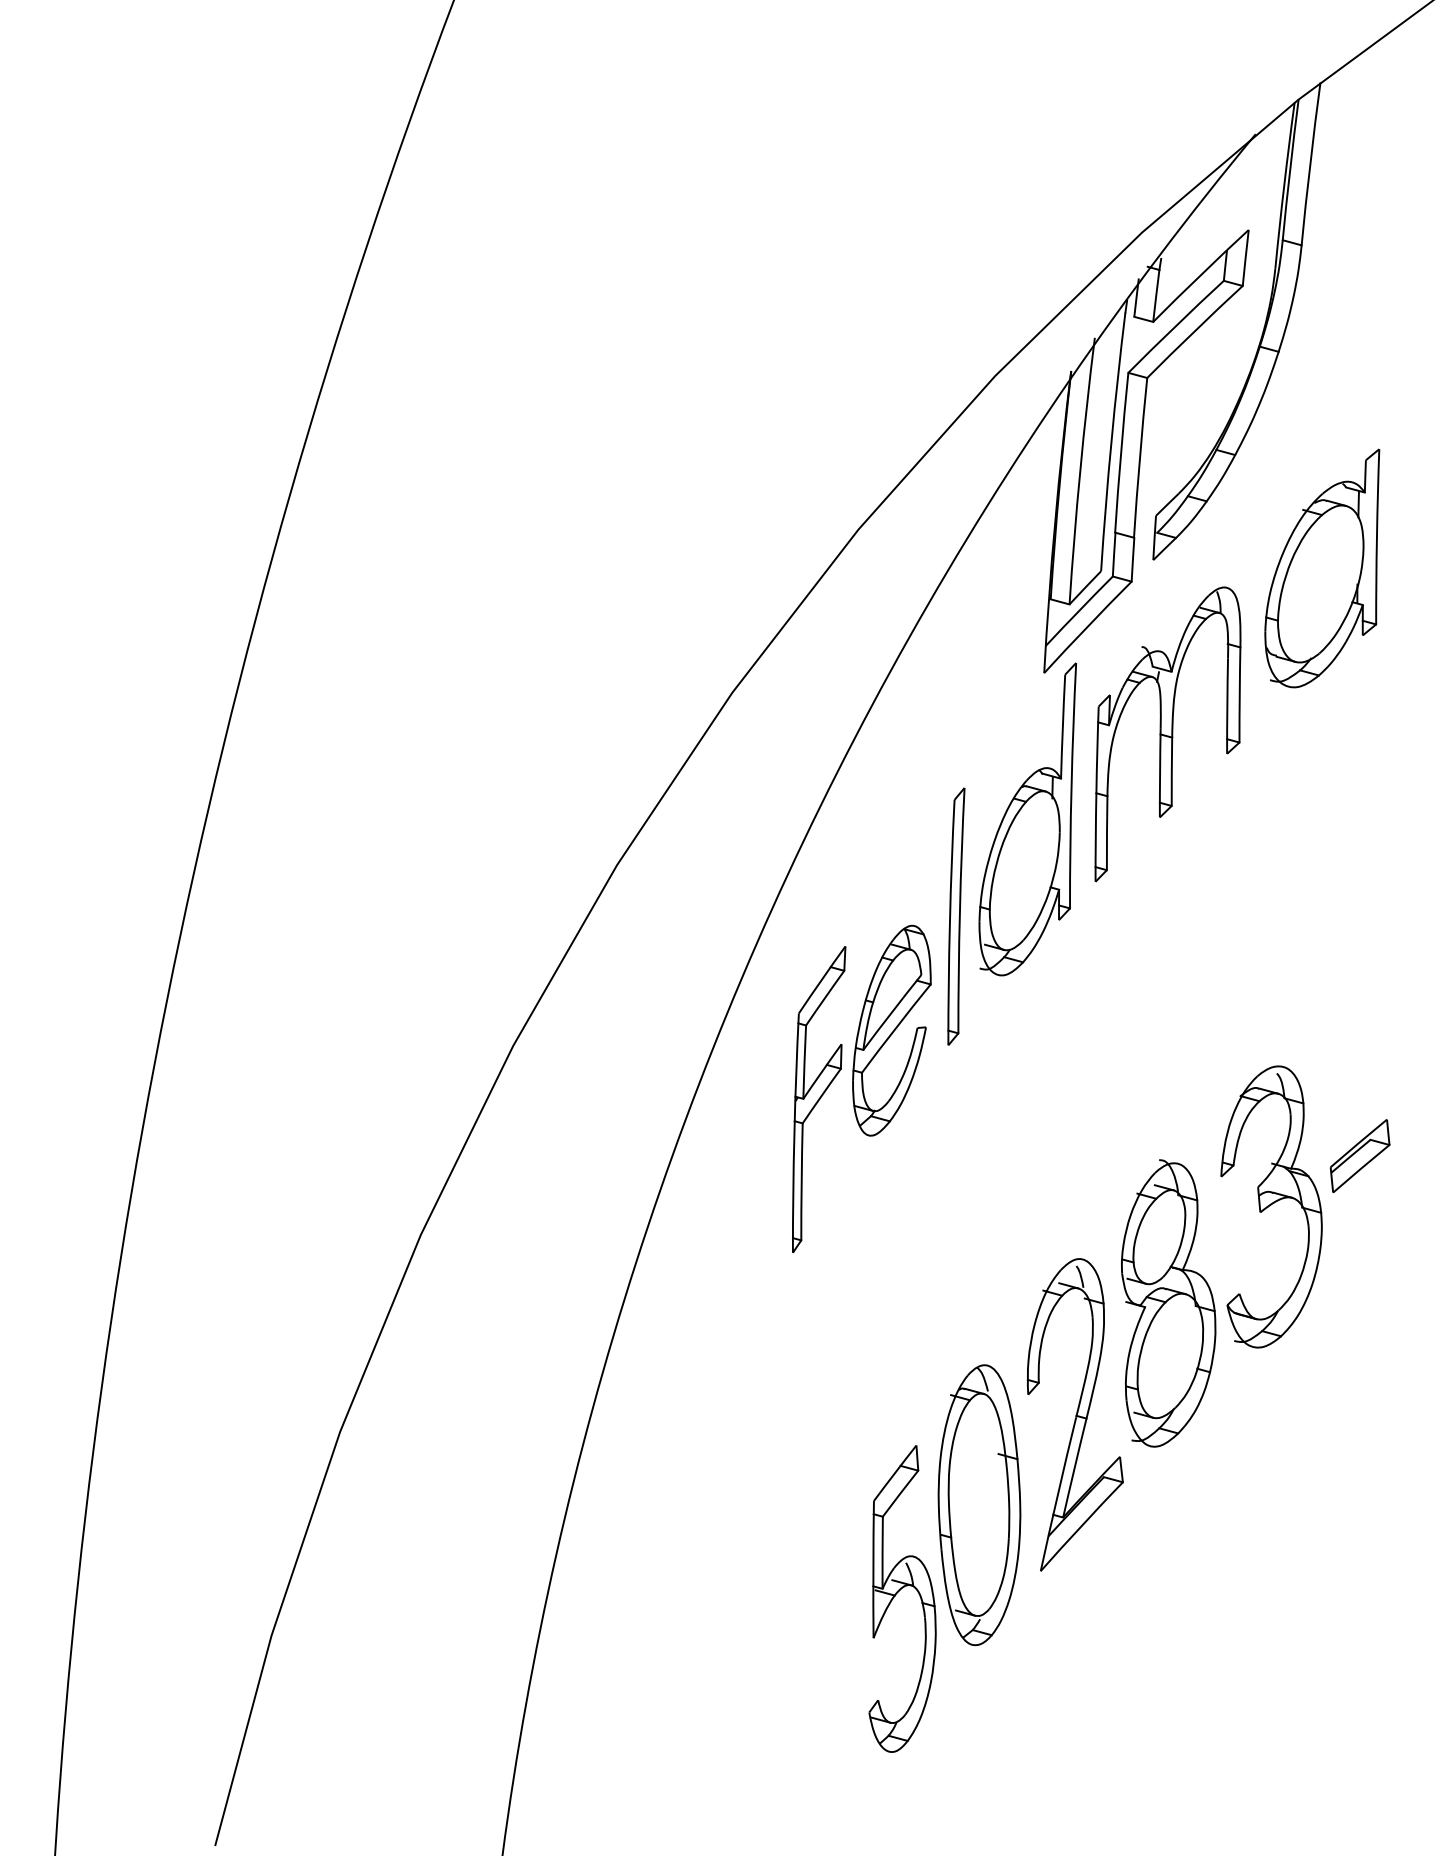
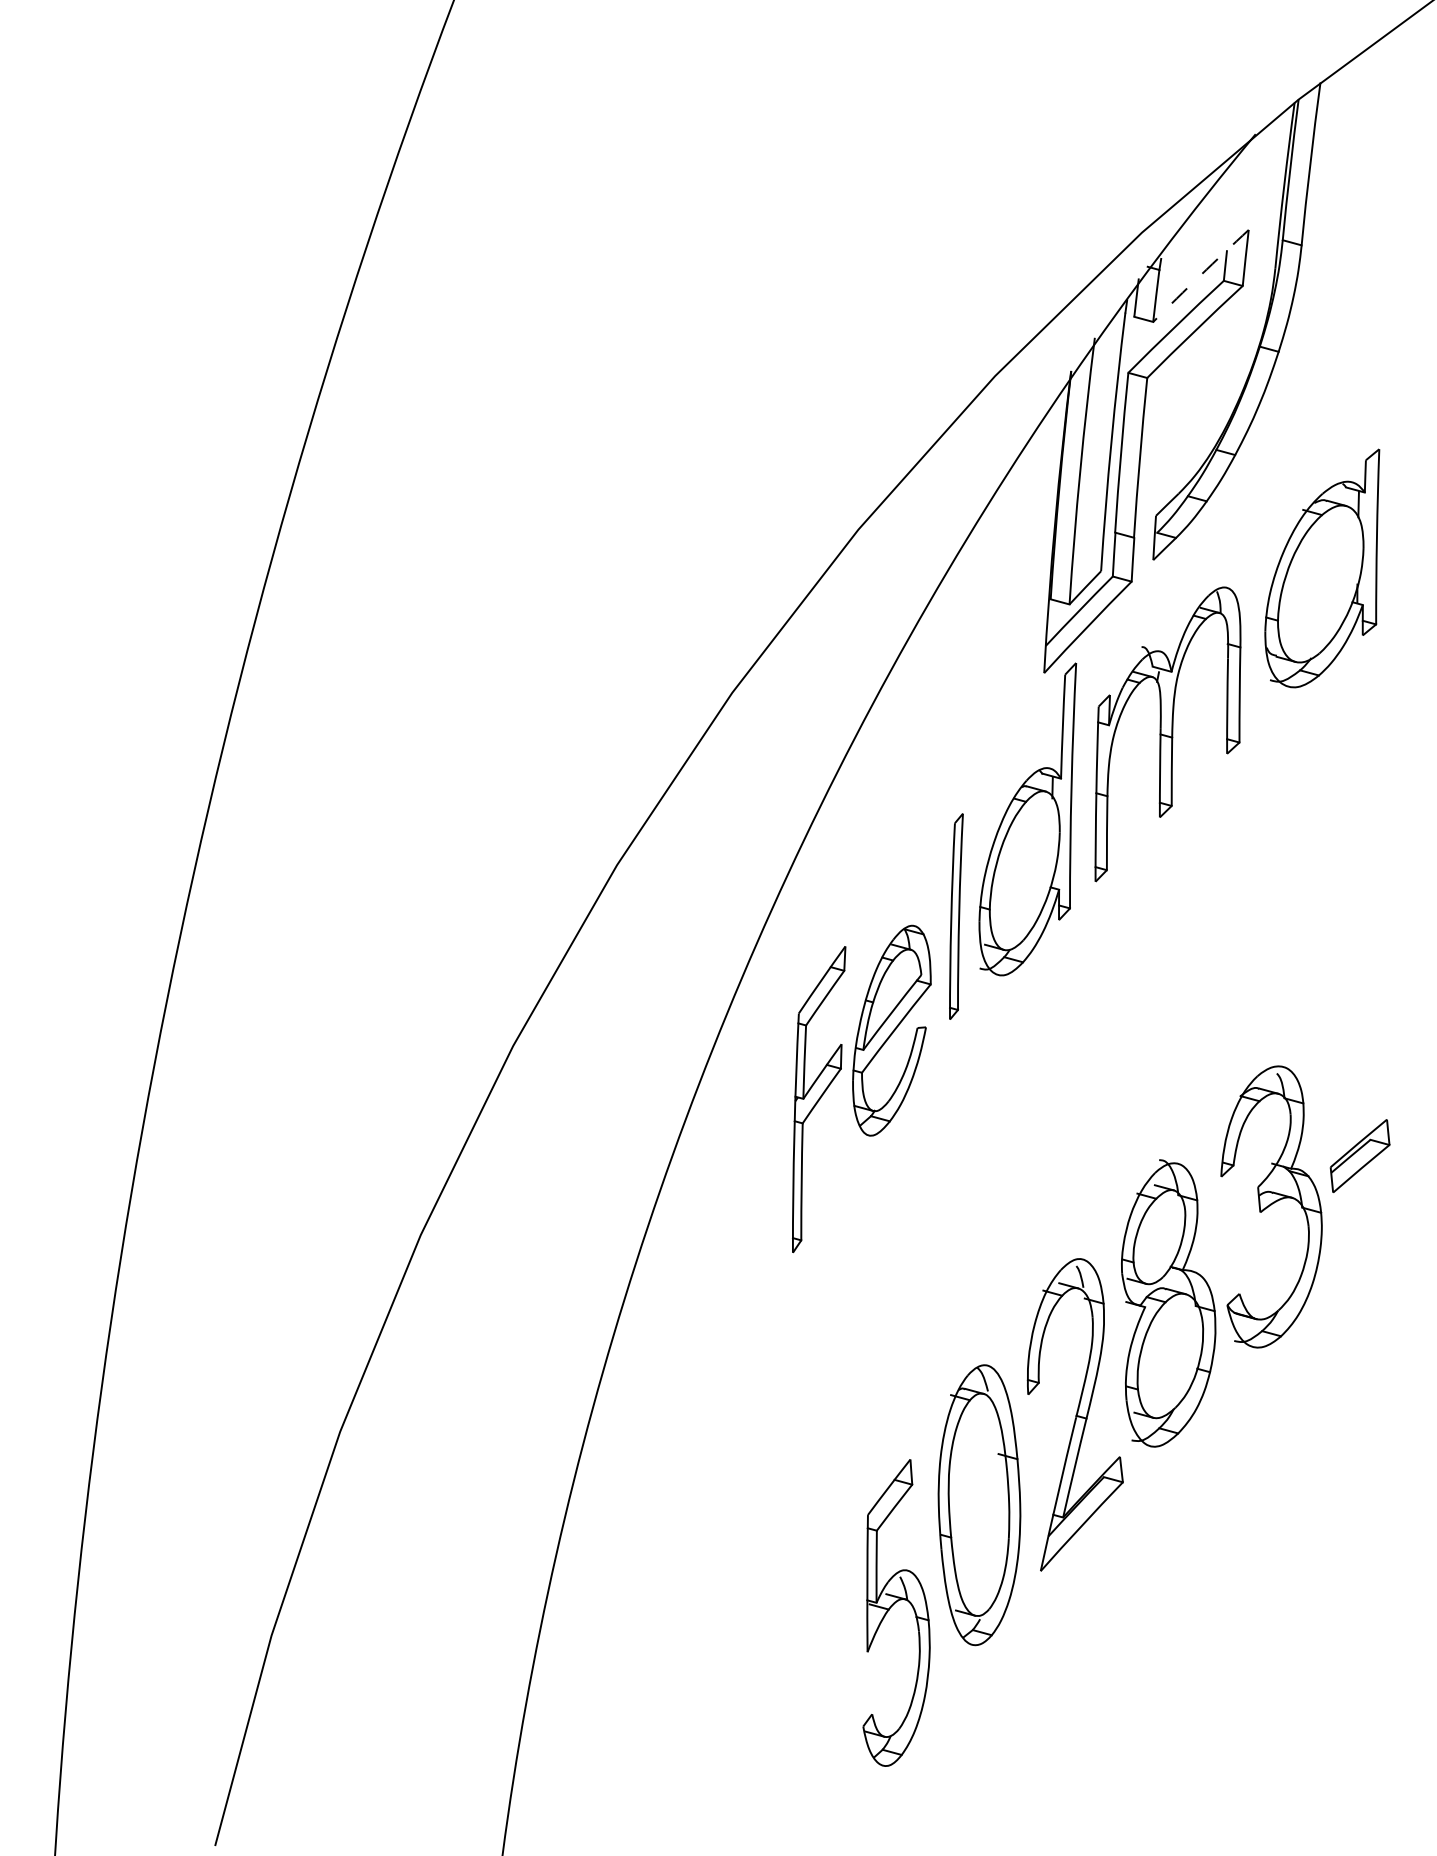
arc: solid -> dashed (1200, 275)
part size: 19x259 px -> 15x207 px (956, 916)
part position: (897, 1593) -> (891, 1607) (891, 1607)
